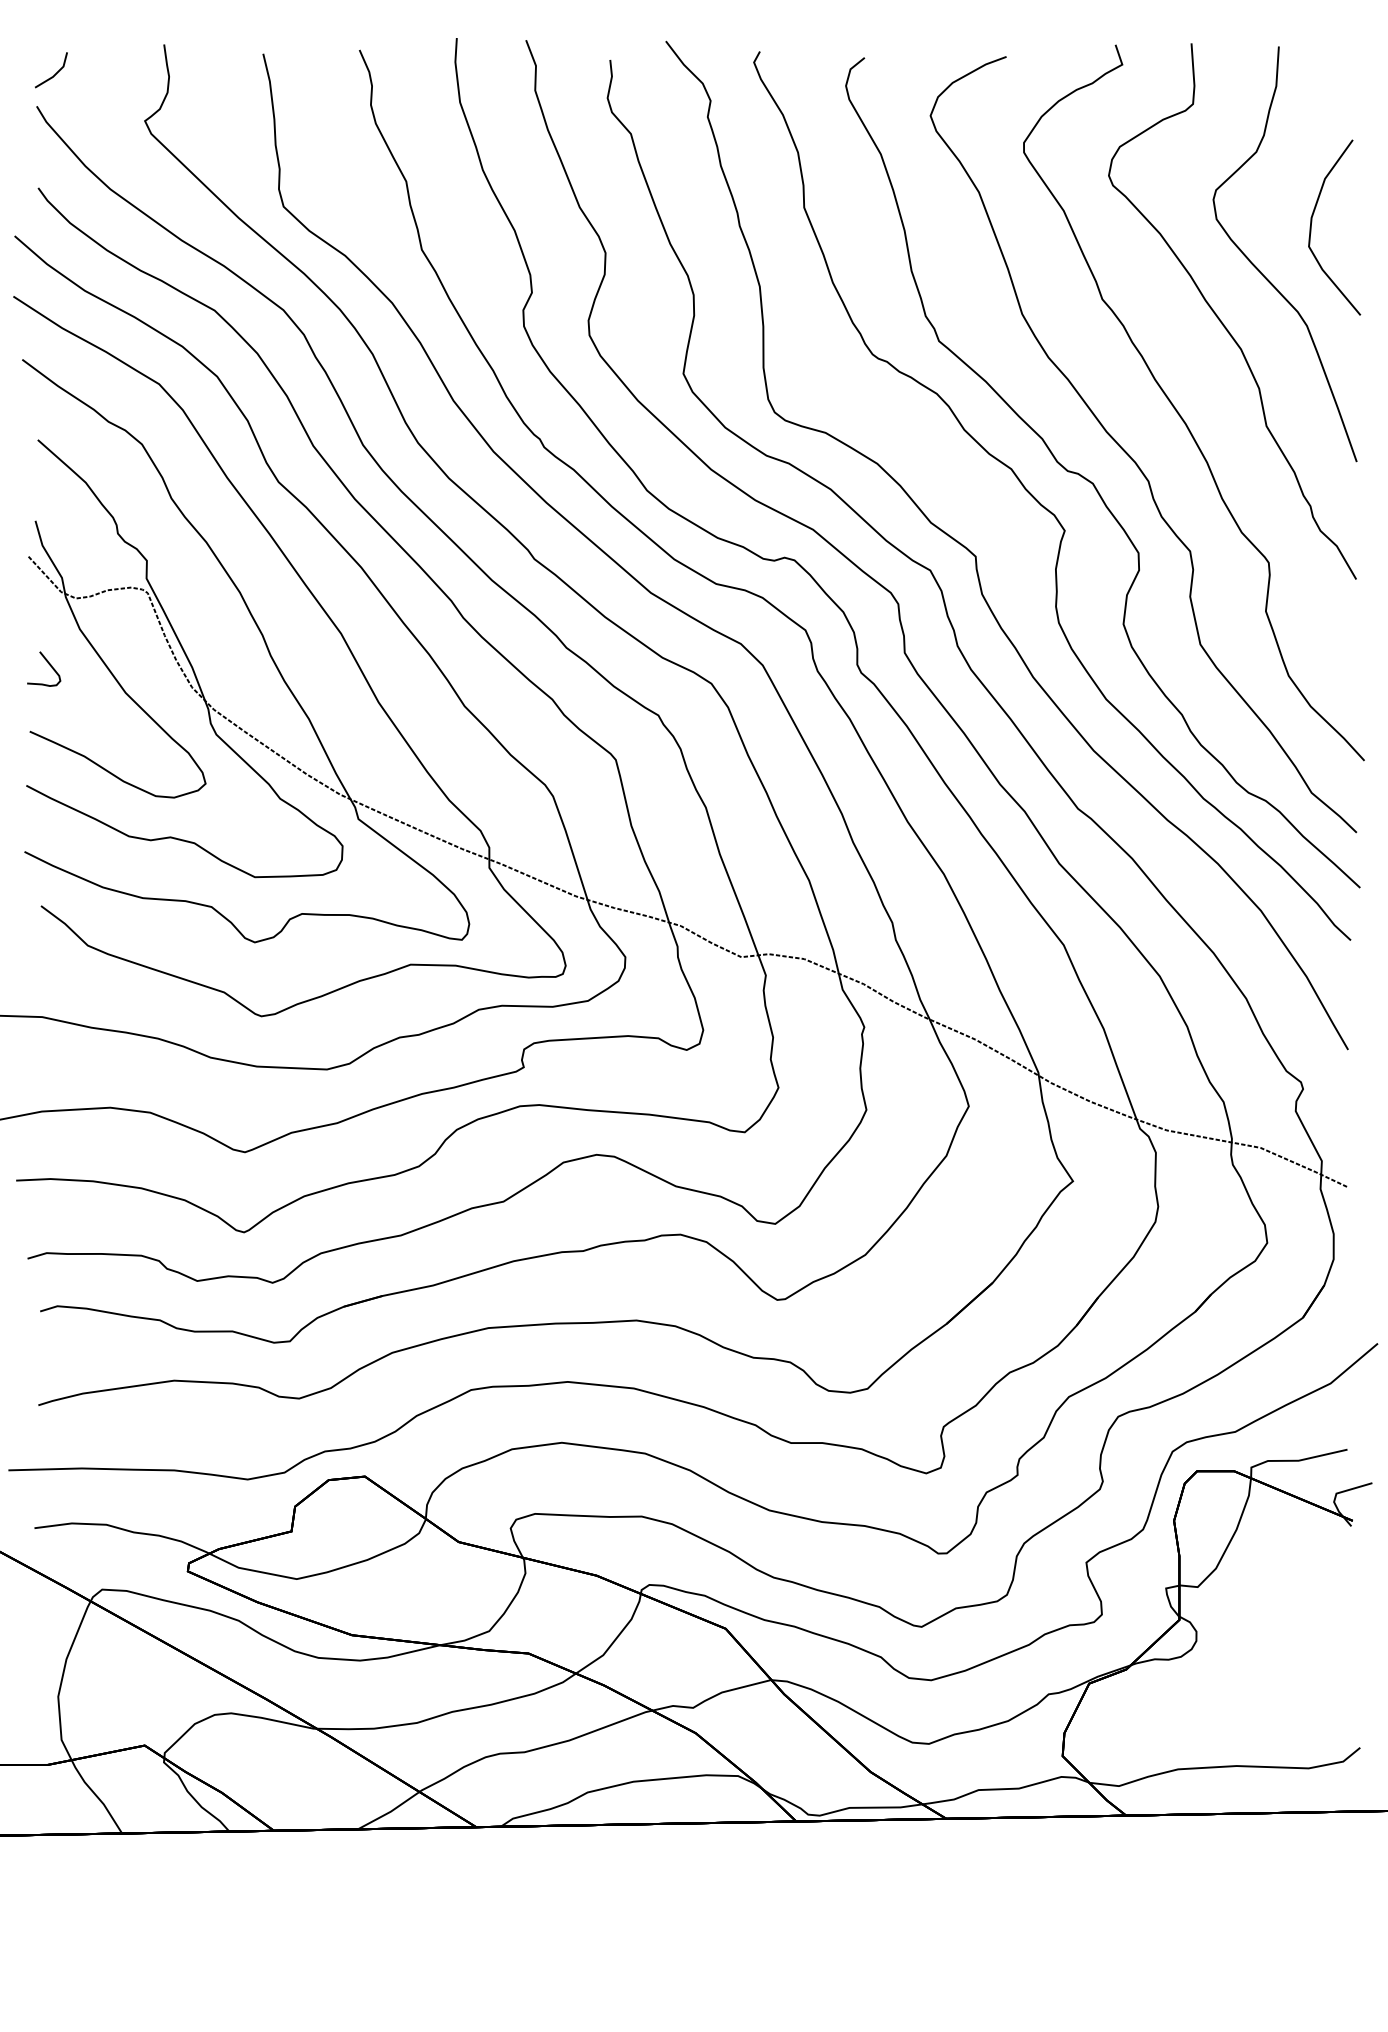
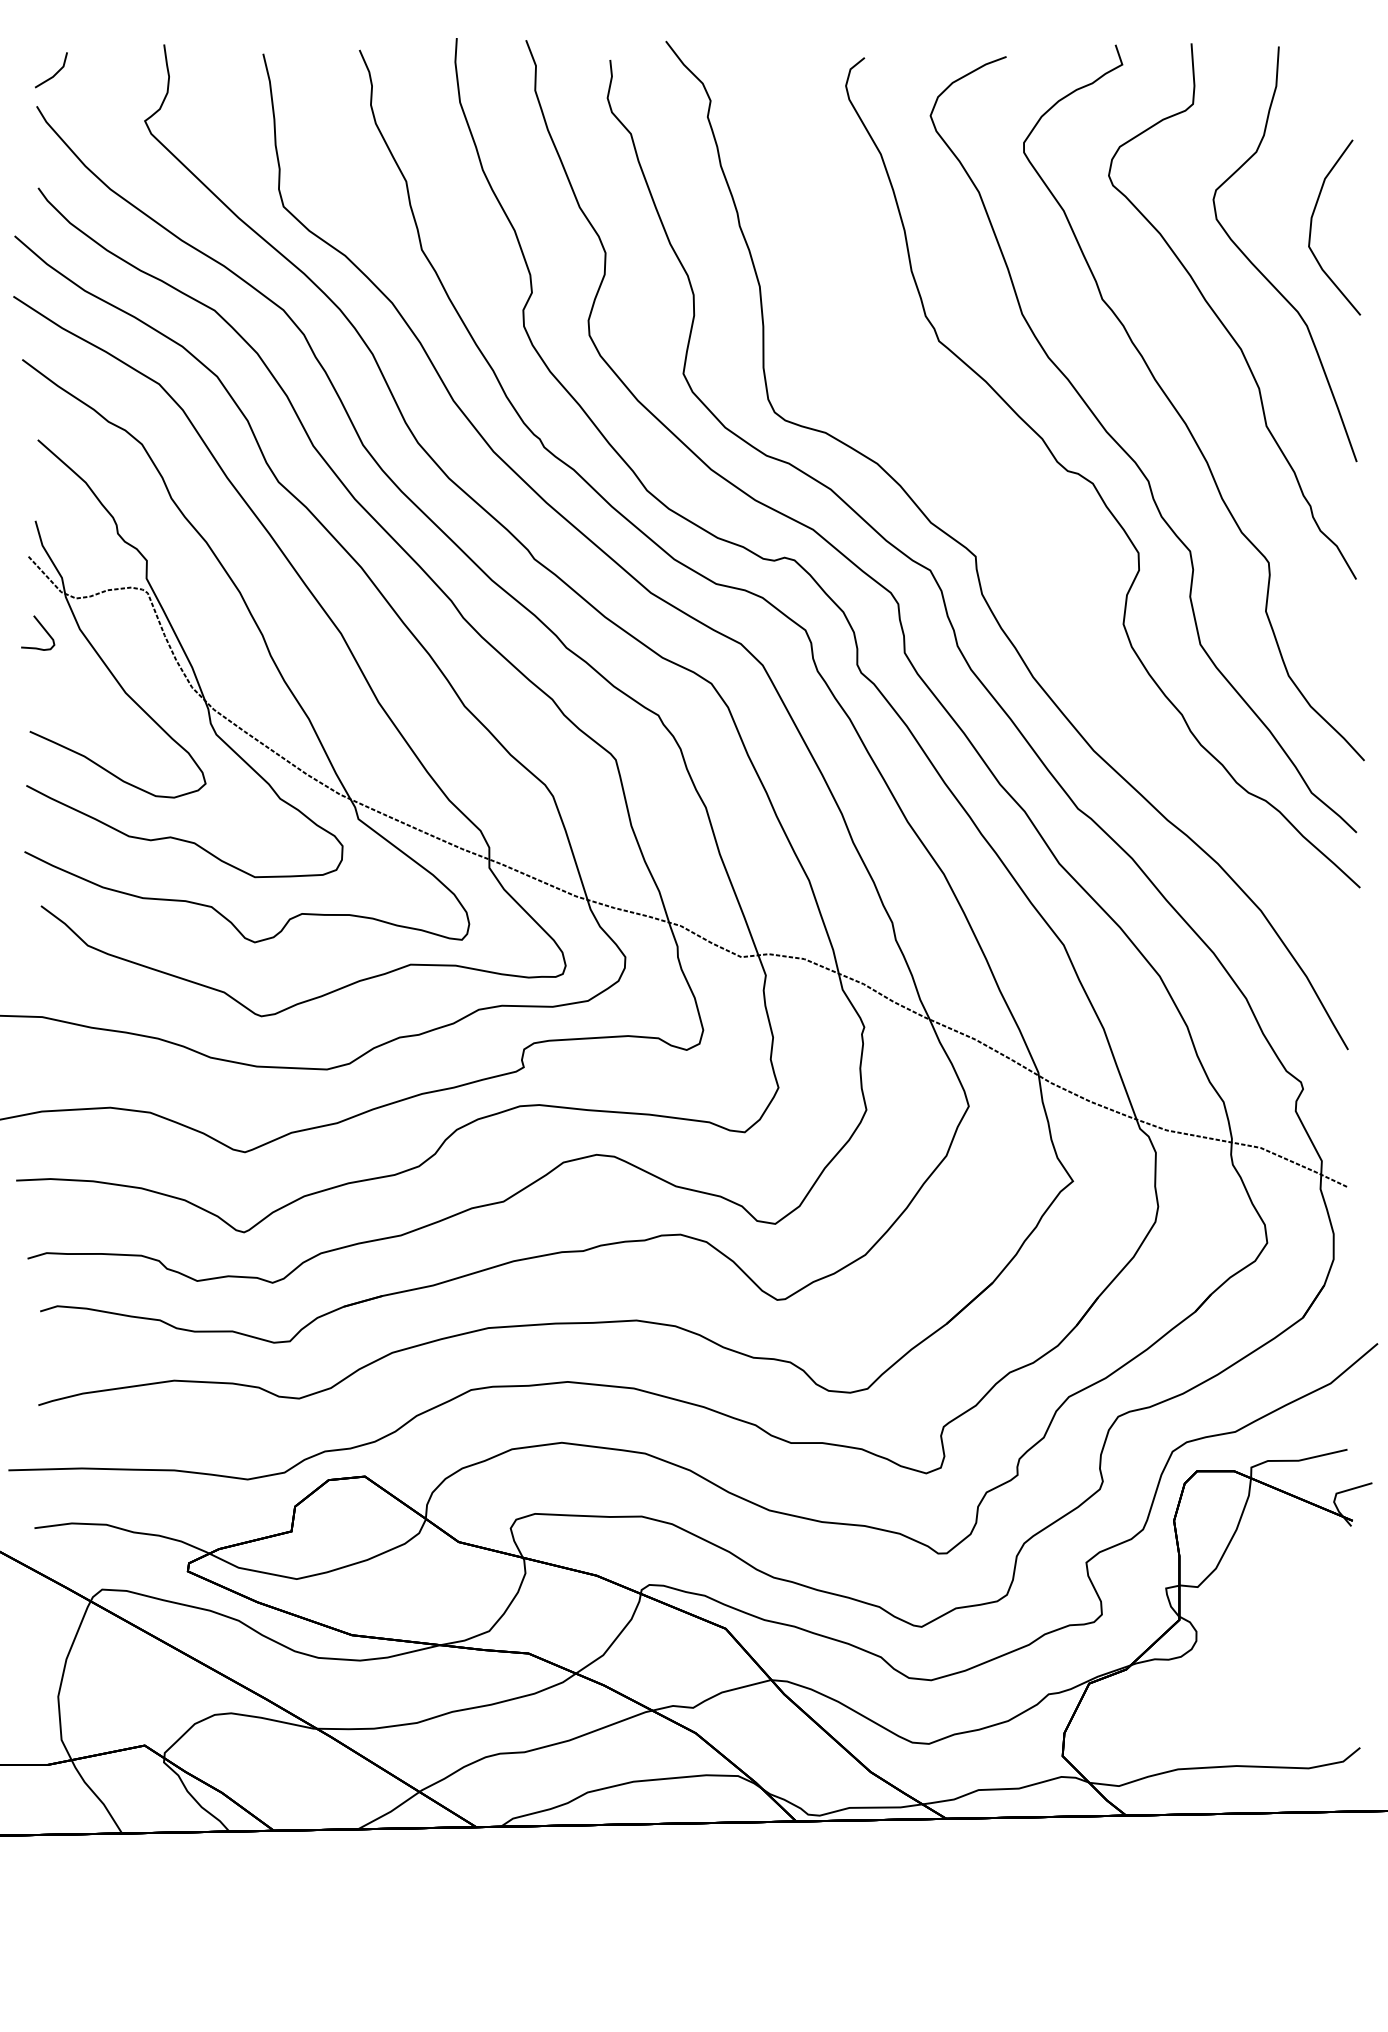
part: present -> none (1046, 507)
part position: (44, 668) -> (38, 632) (38, 632)
